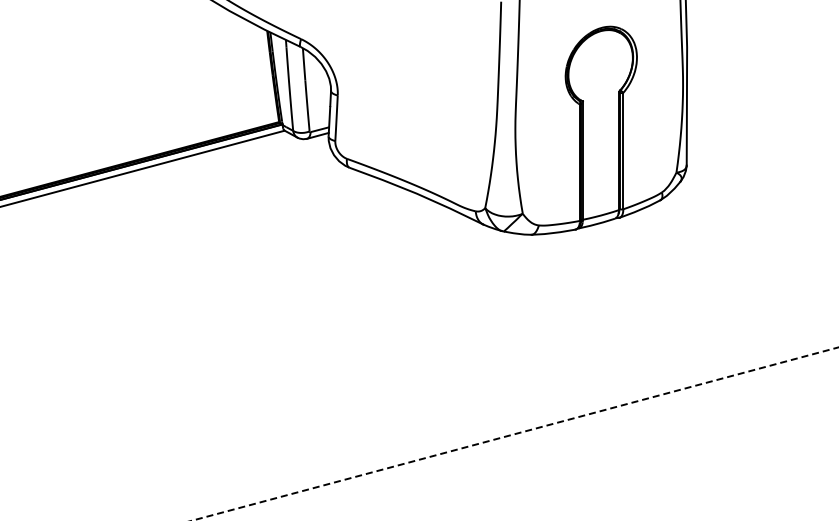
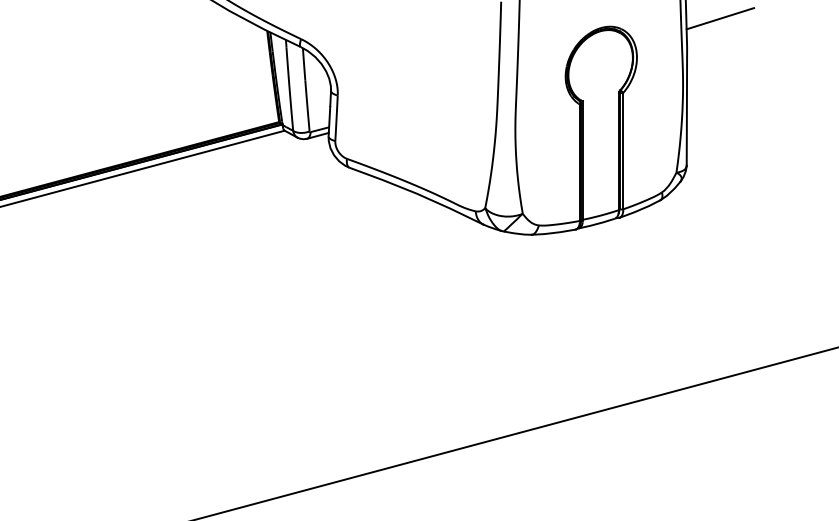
line: none -> present (720, 18)
line: dashed -> solid (515, 434)
